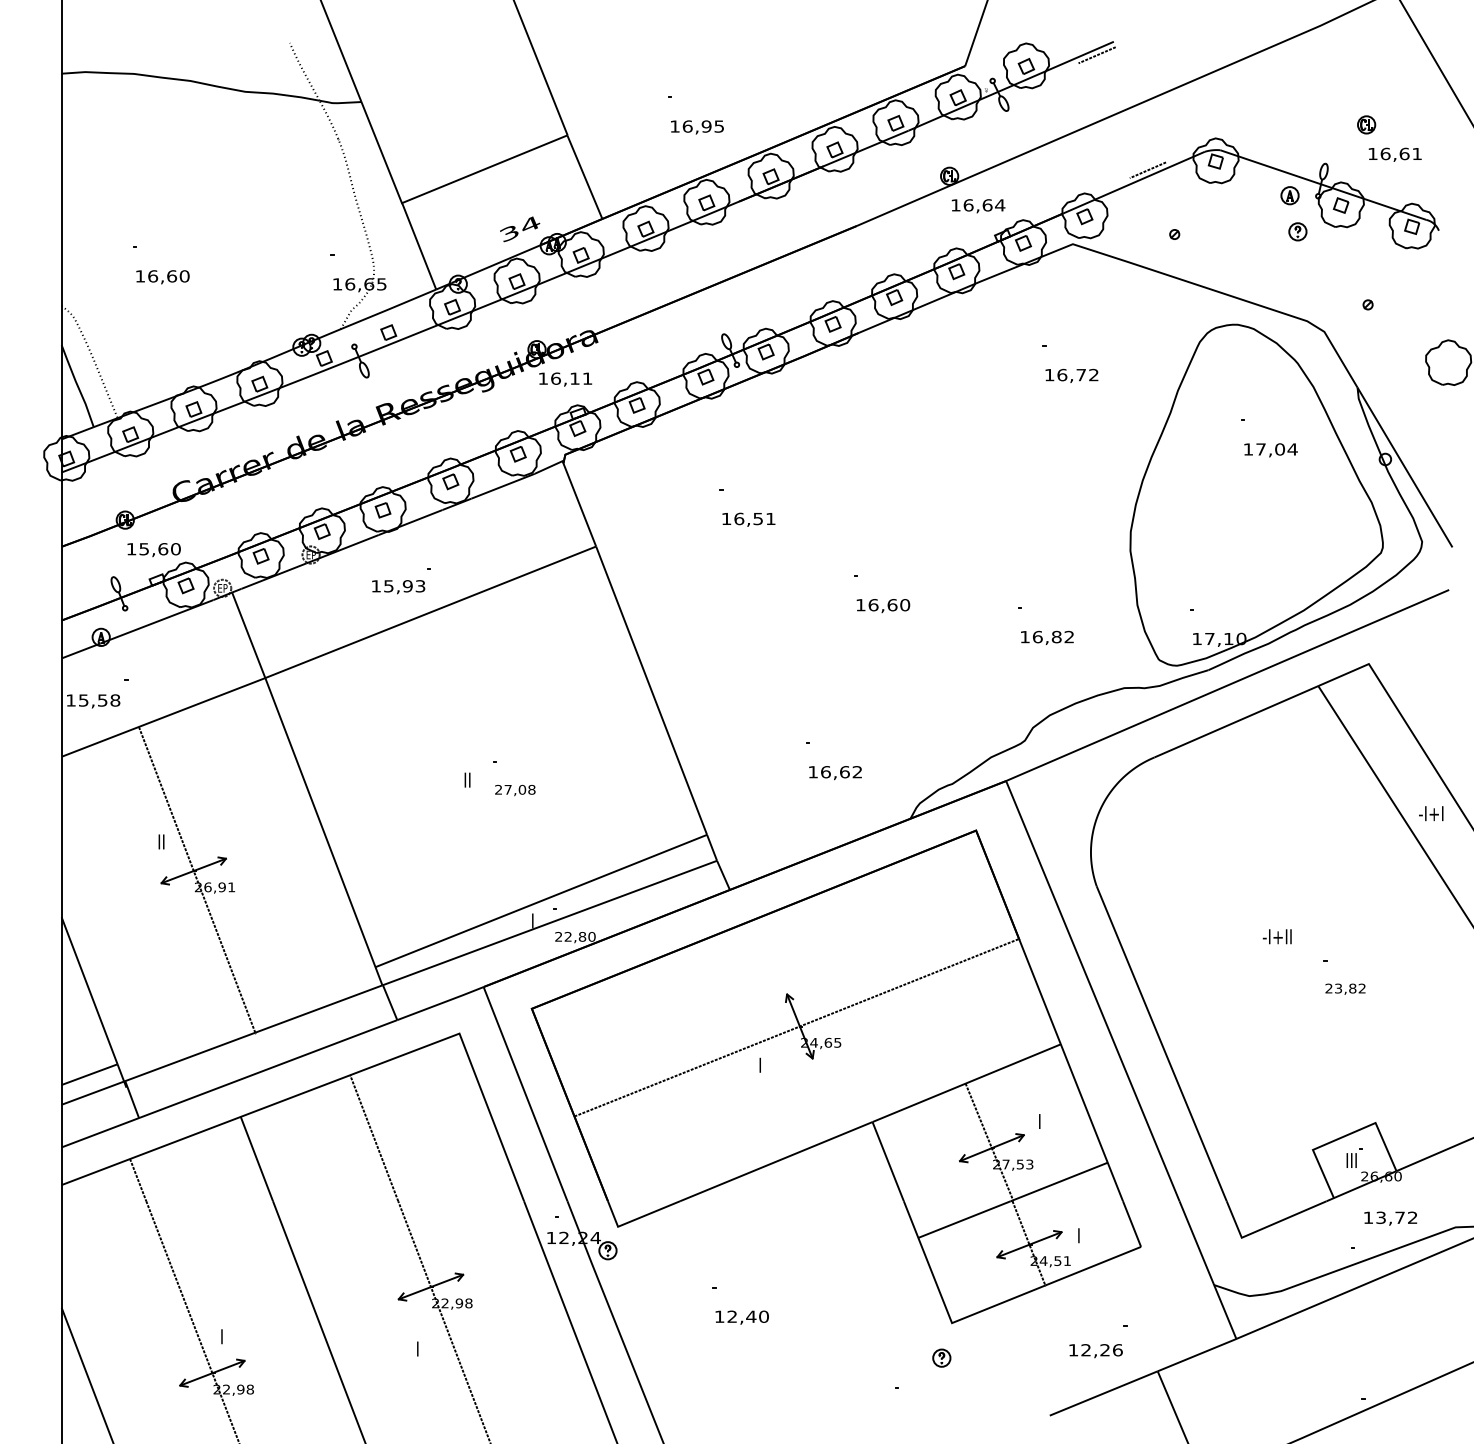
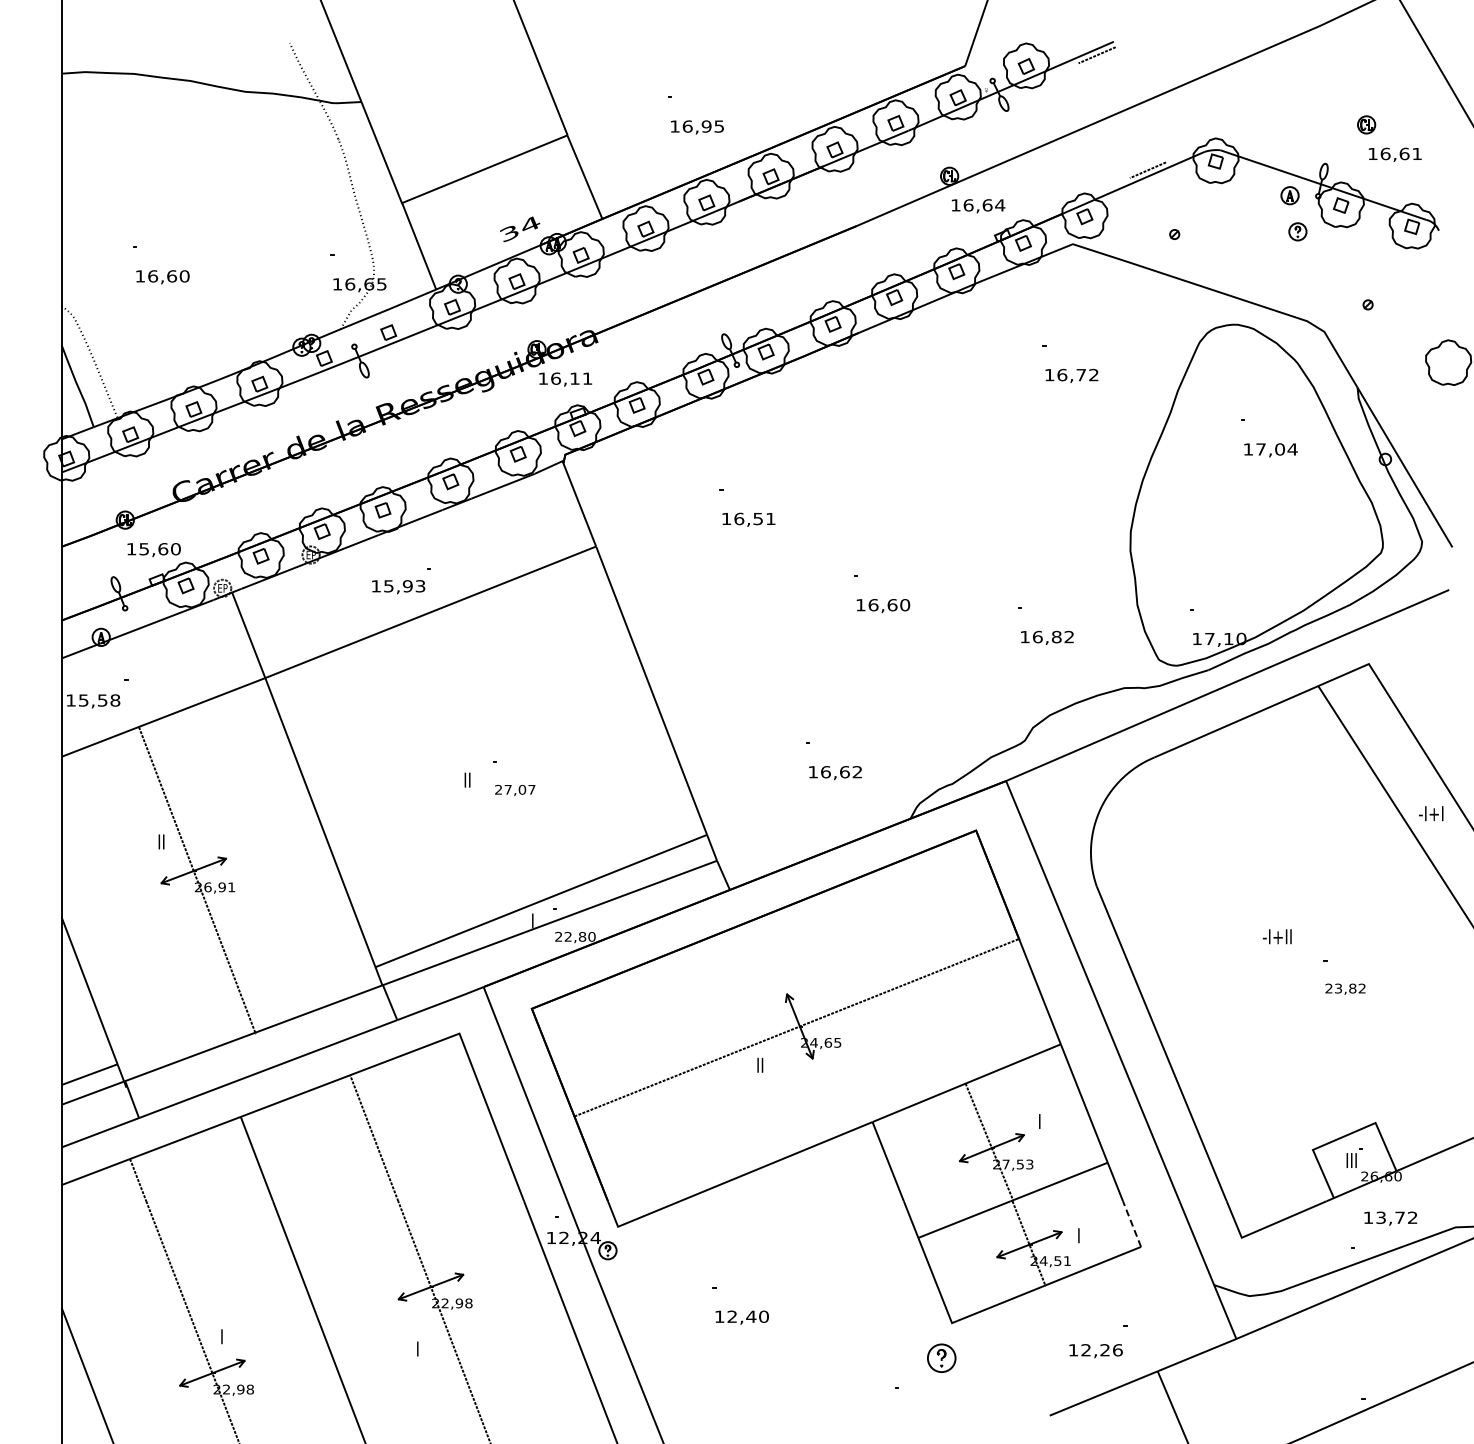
text: 27,08 -> 27,07 (531, 789)
text: I -> II (760, 1064)
line: solid -> dashed (1132, 1224)
part size: 20x20 px -> 30x30 px (941, 1357)
